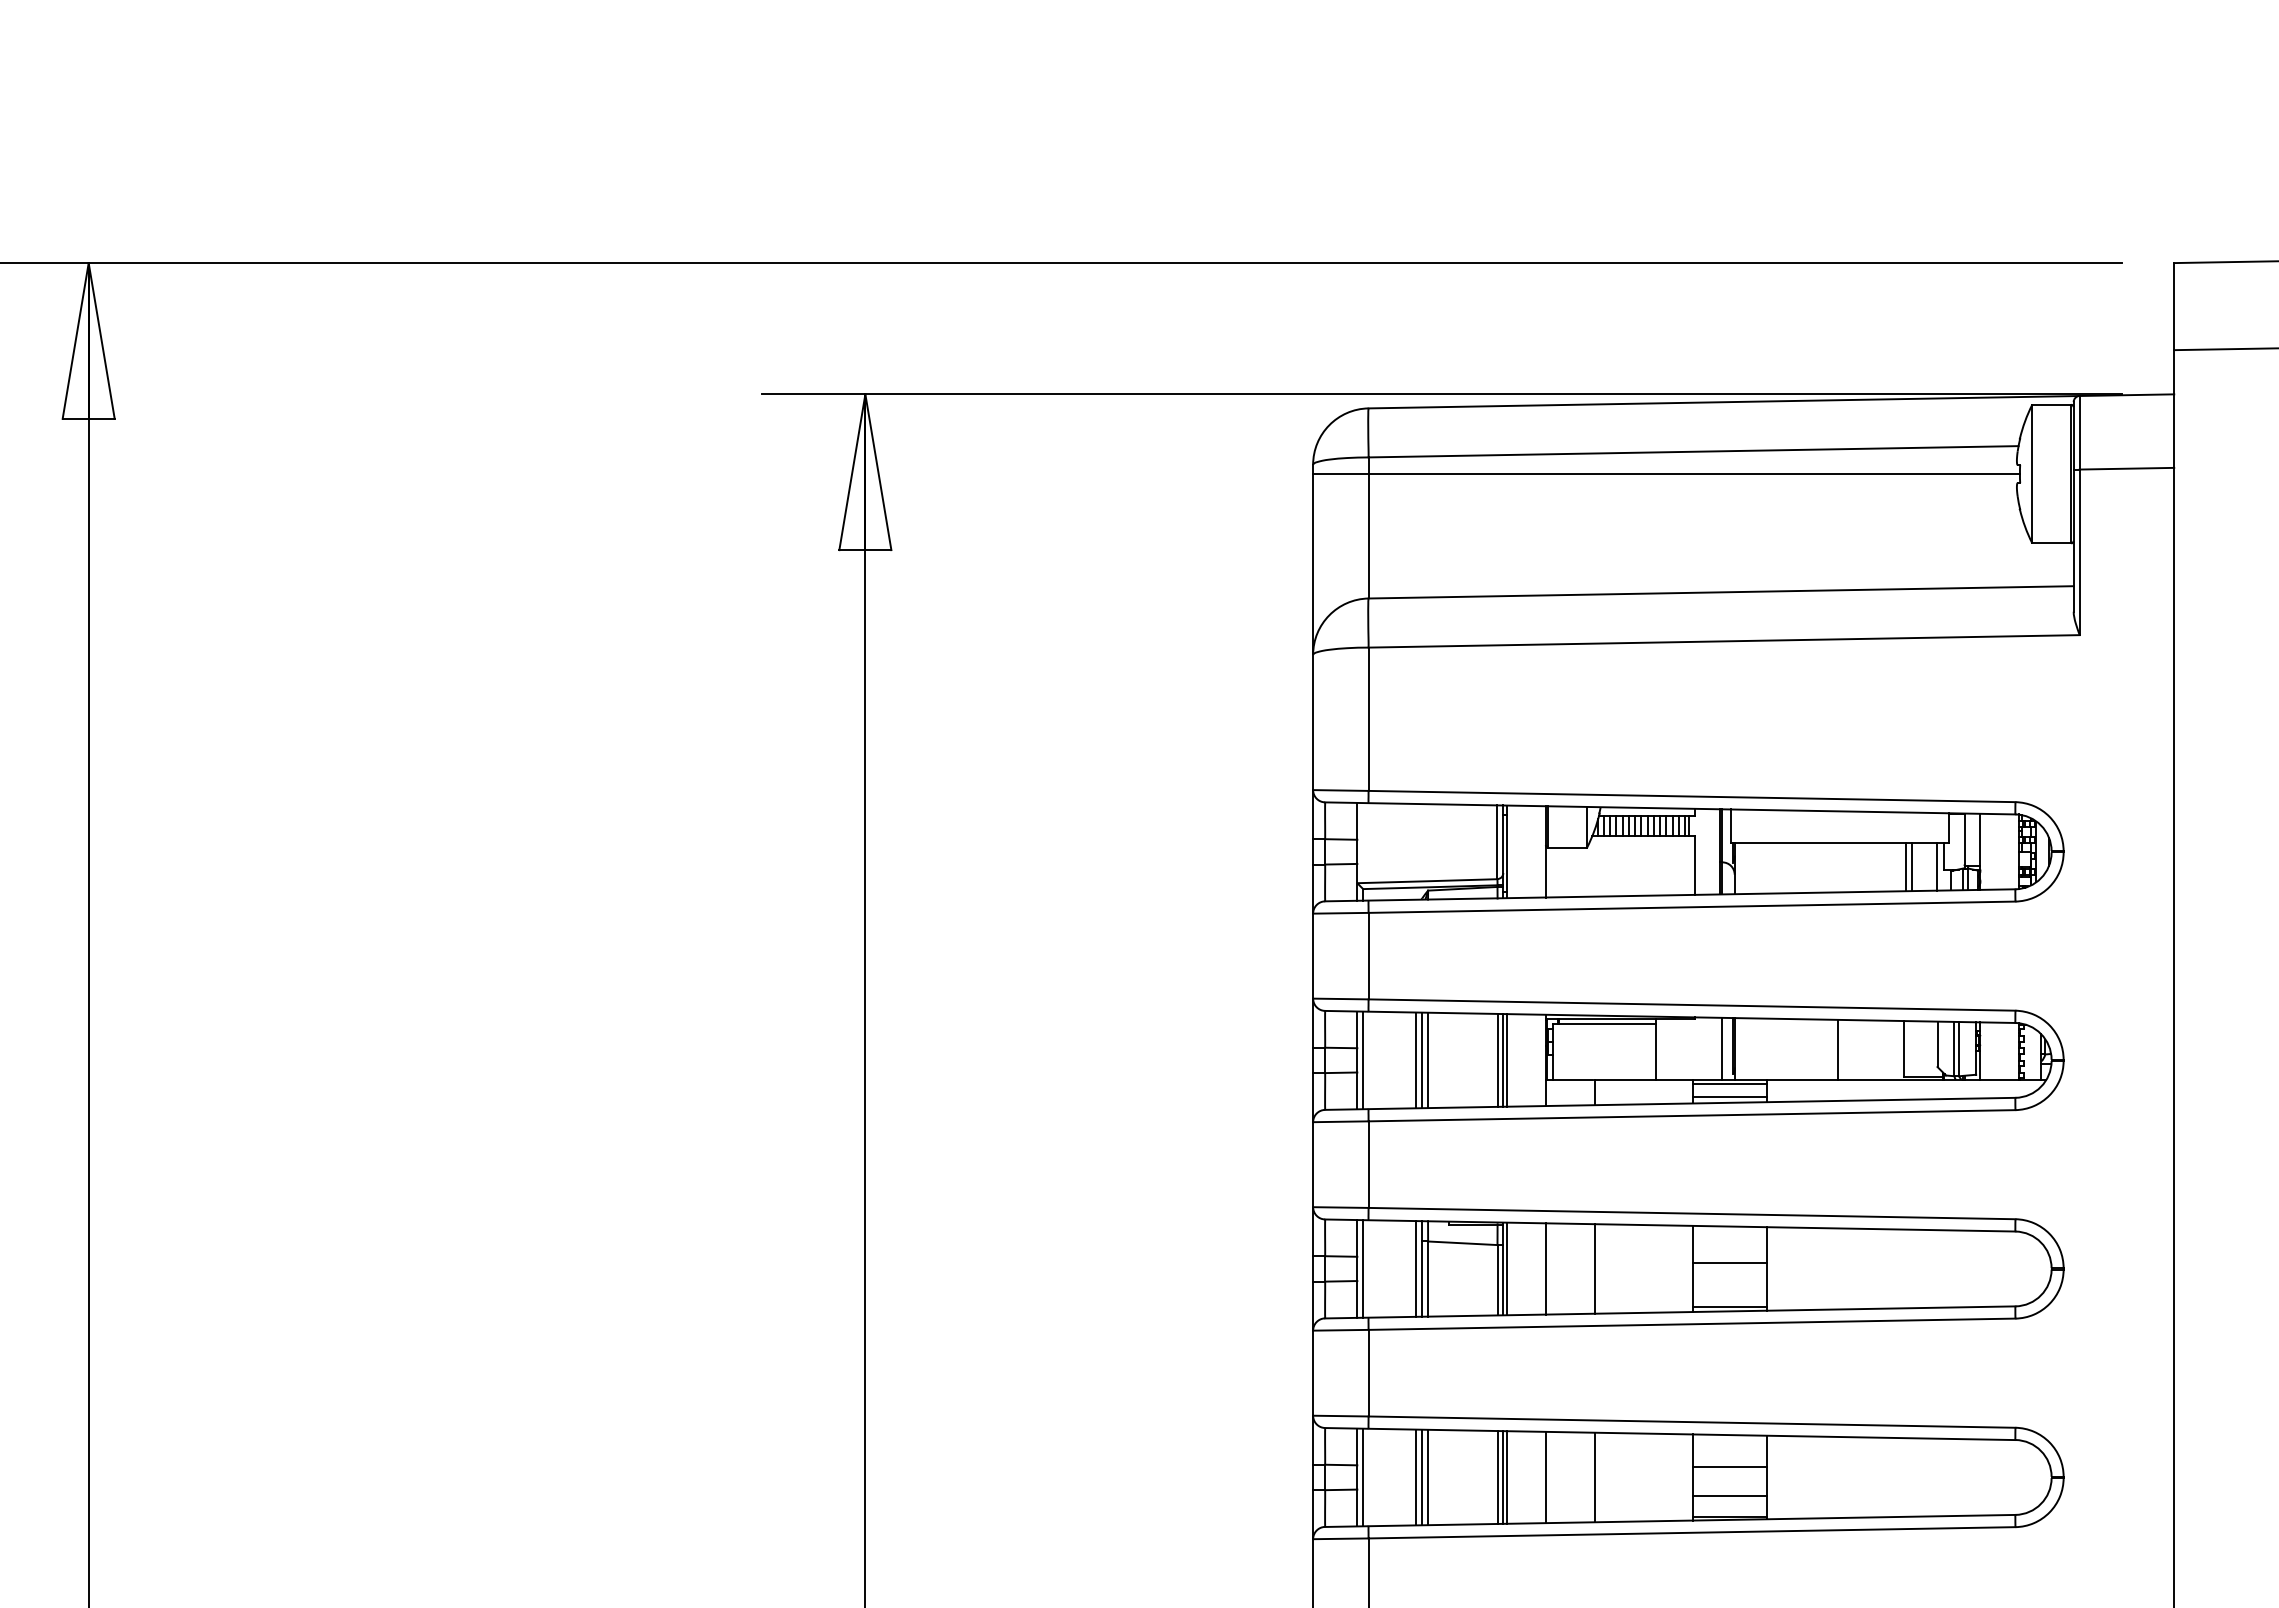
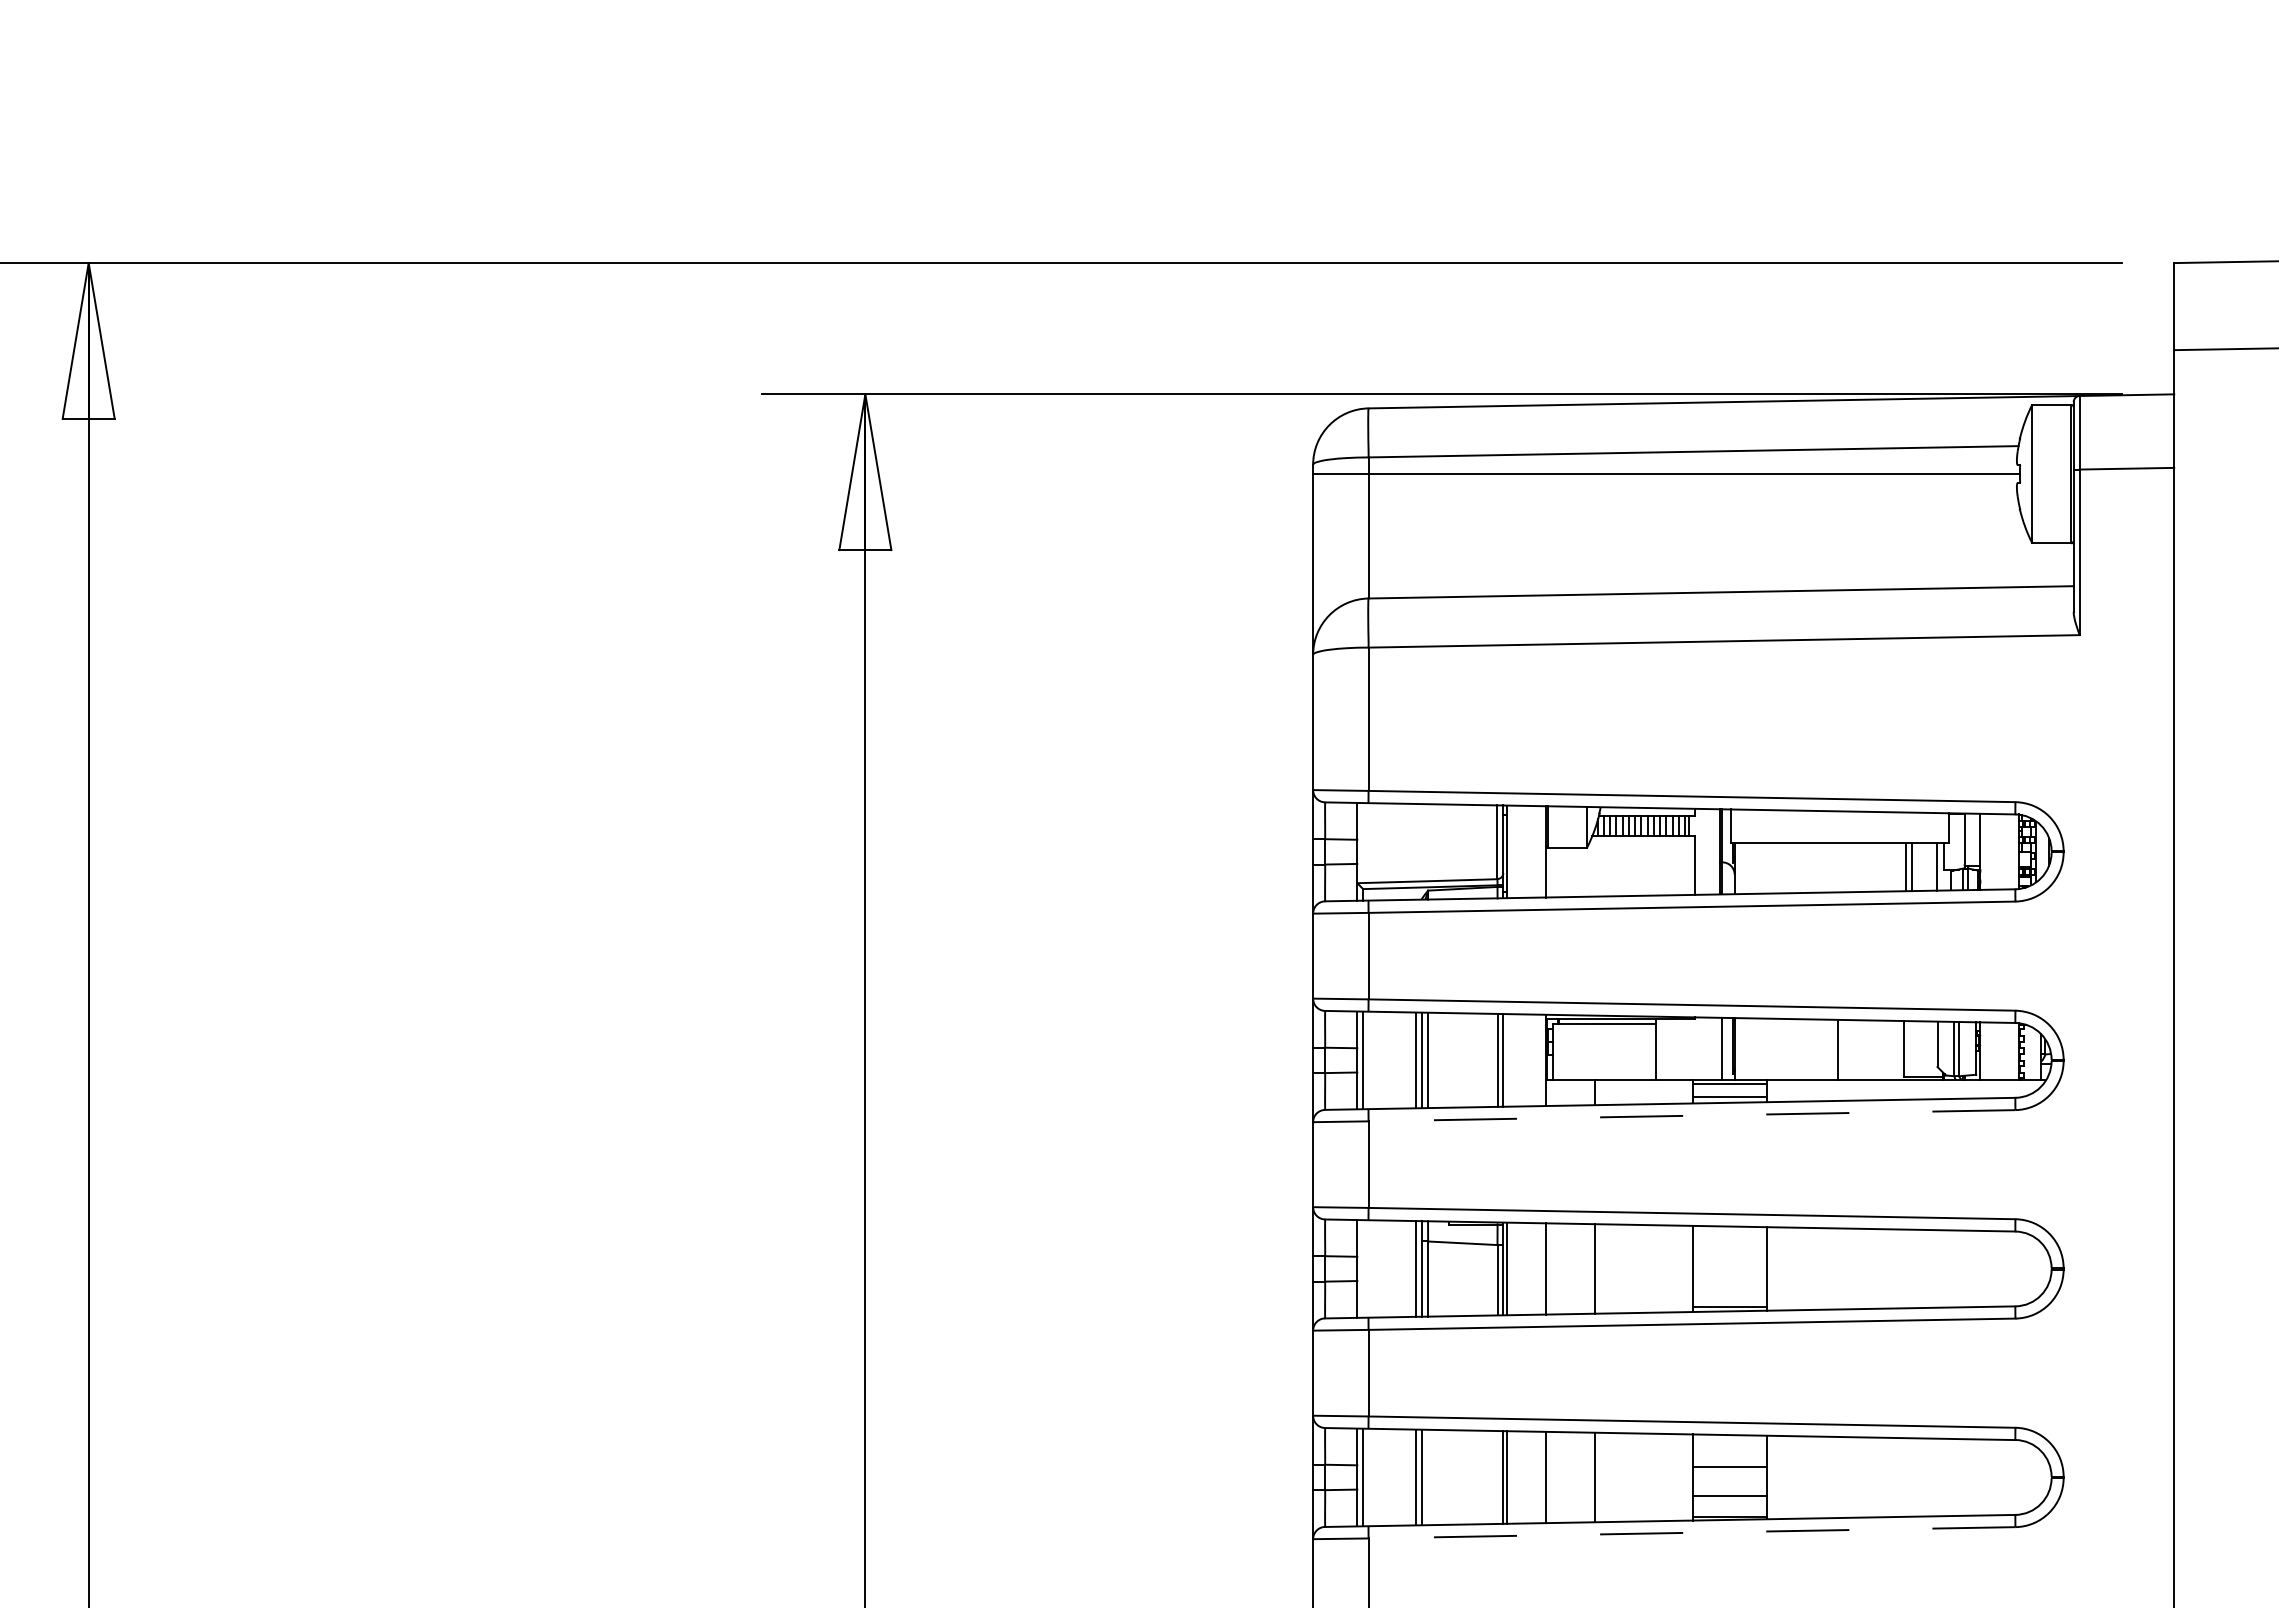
line: present -> none (1507, 1060)
line: solid -> dashed (1691, 1115)
line: present -> none (1729, 1262)
line: present -> none (1363, 1268)
line: present -> none (1428, 1477)
line: present -> none (1497, 1477)
line: solid -> dashed (1691, 1532)
